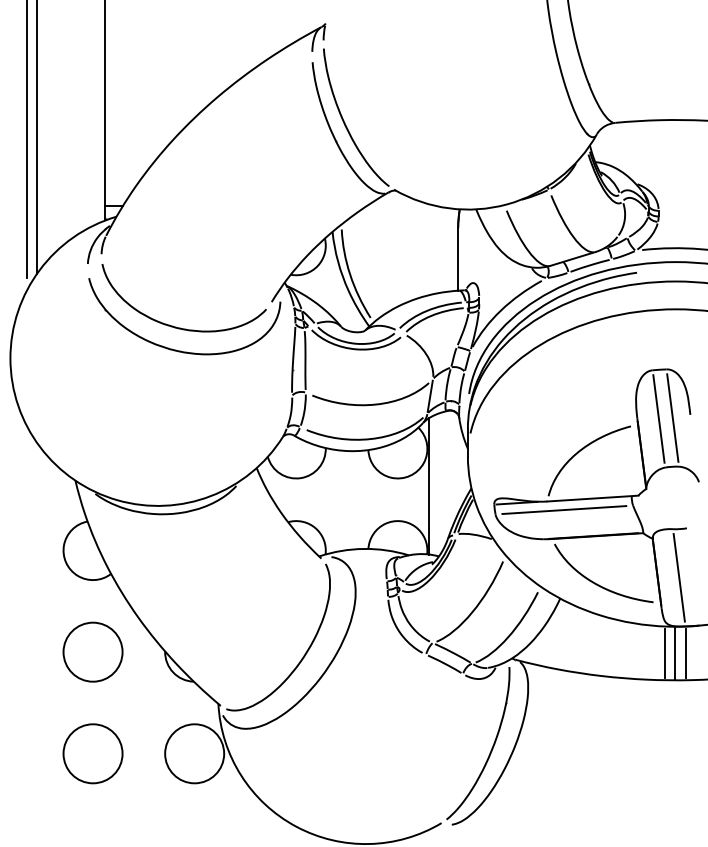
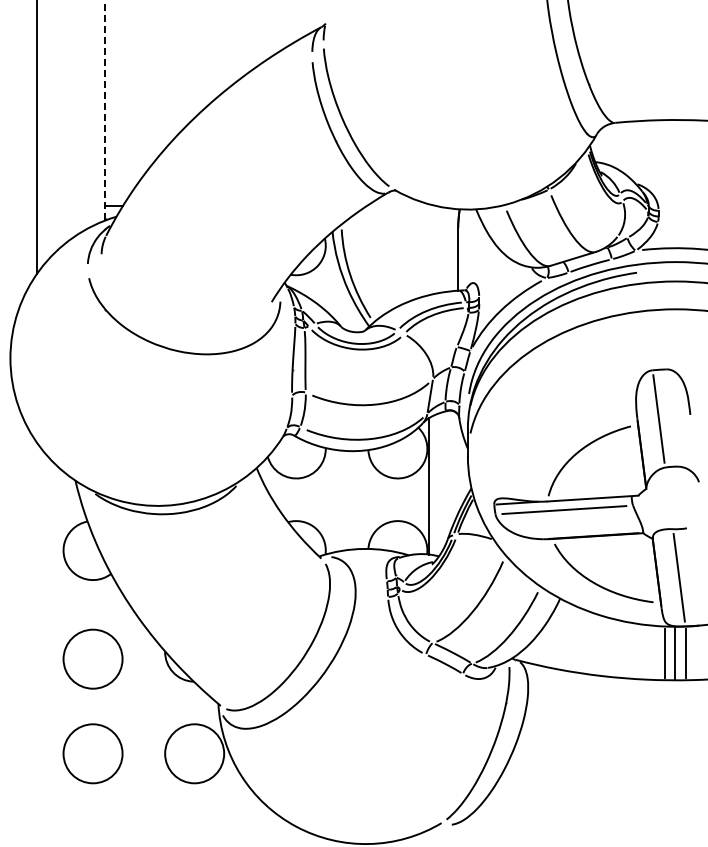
line: solid -> dashed (105, 110)
line: present -> none (26, 140)
curve: present -> none (176, 326)
line: present -> none (672, 417)
circle position: (92, 651) -> (92, 658) (92, 658)
